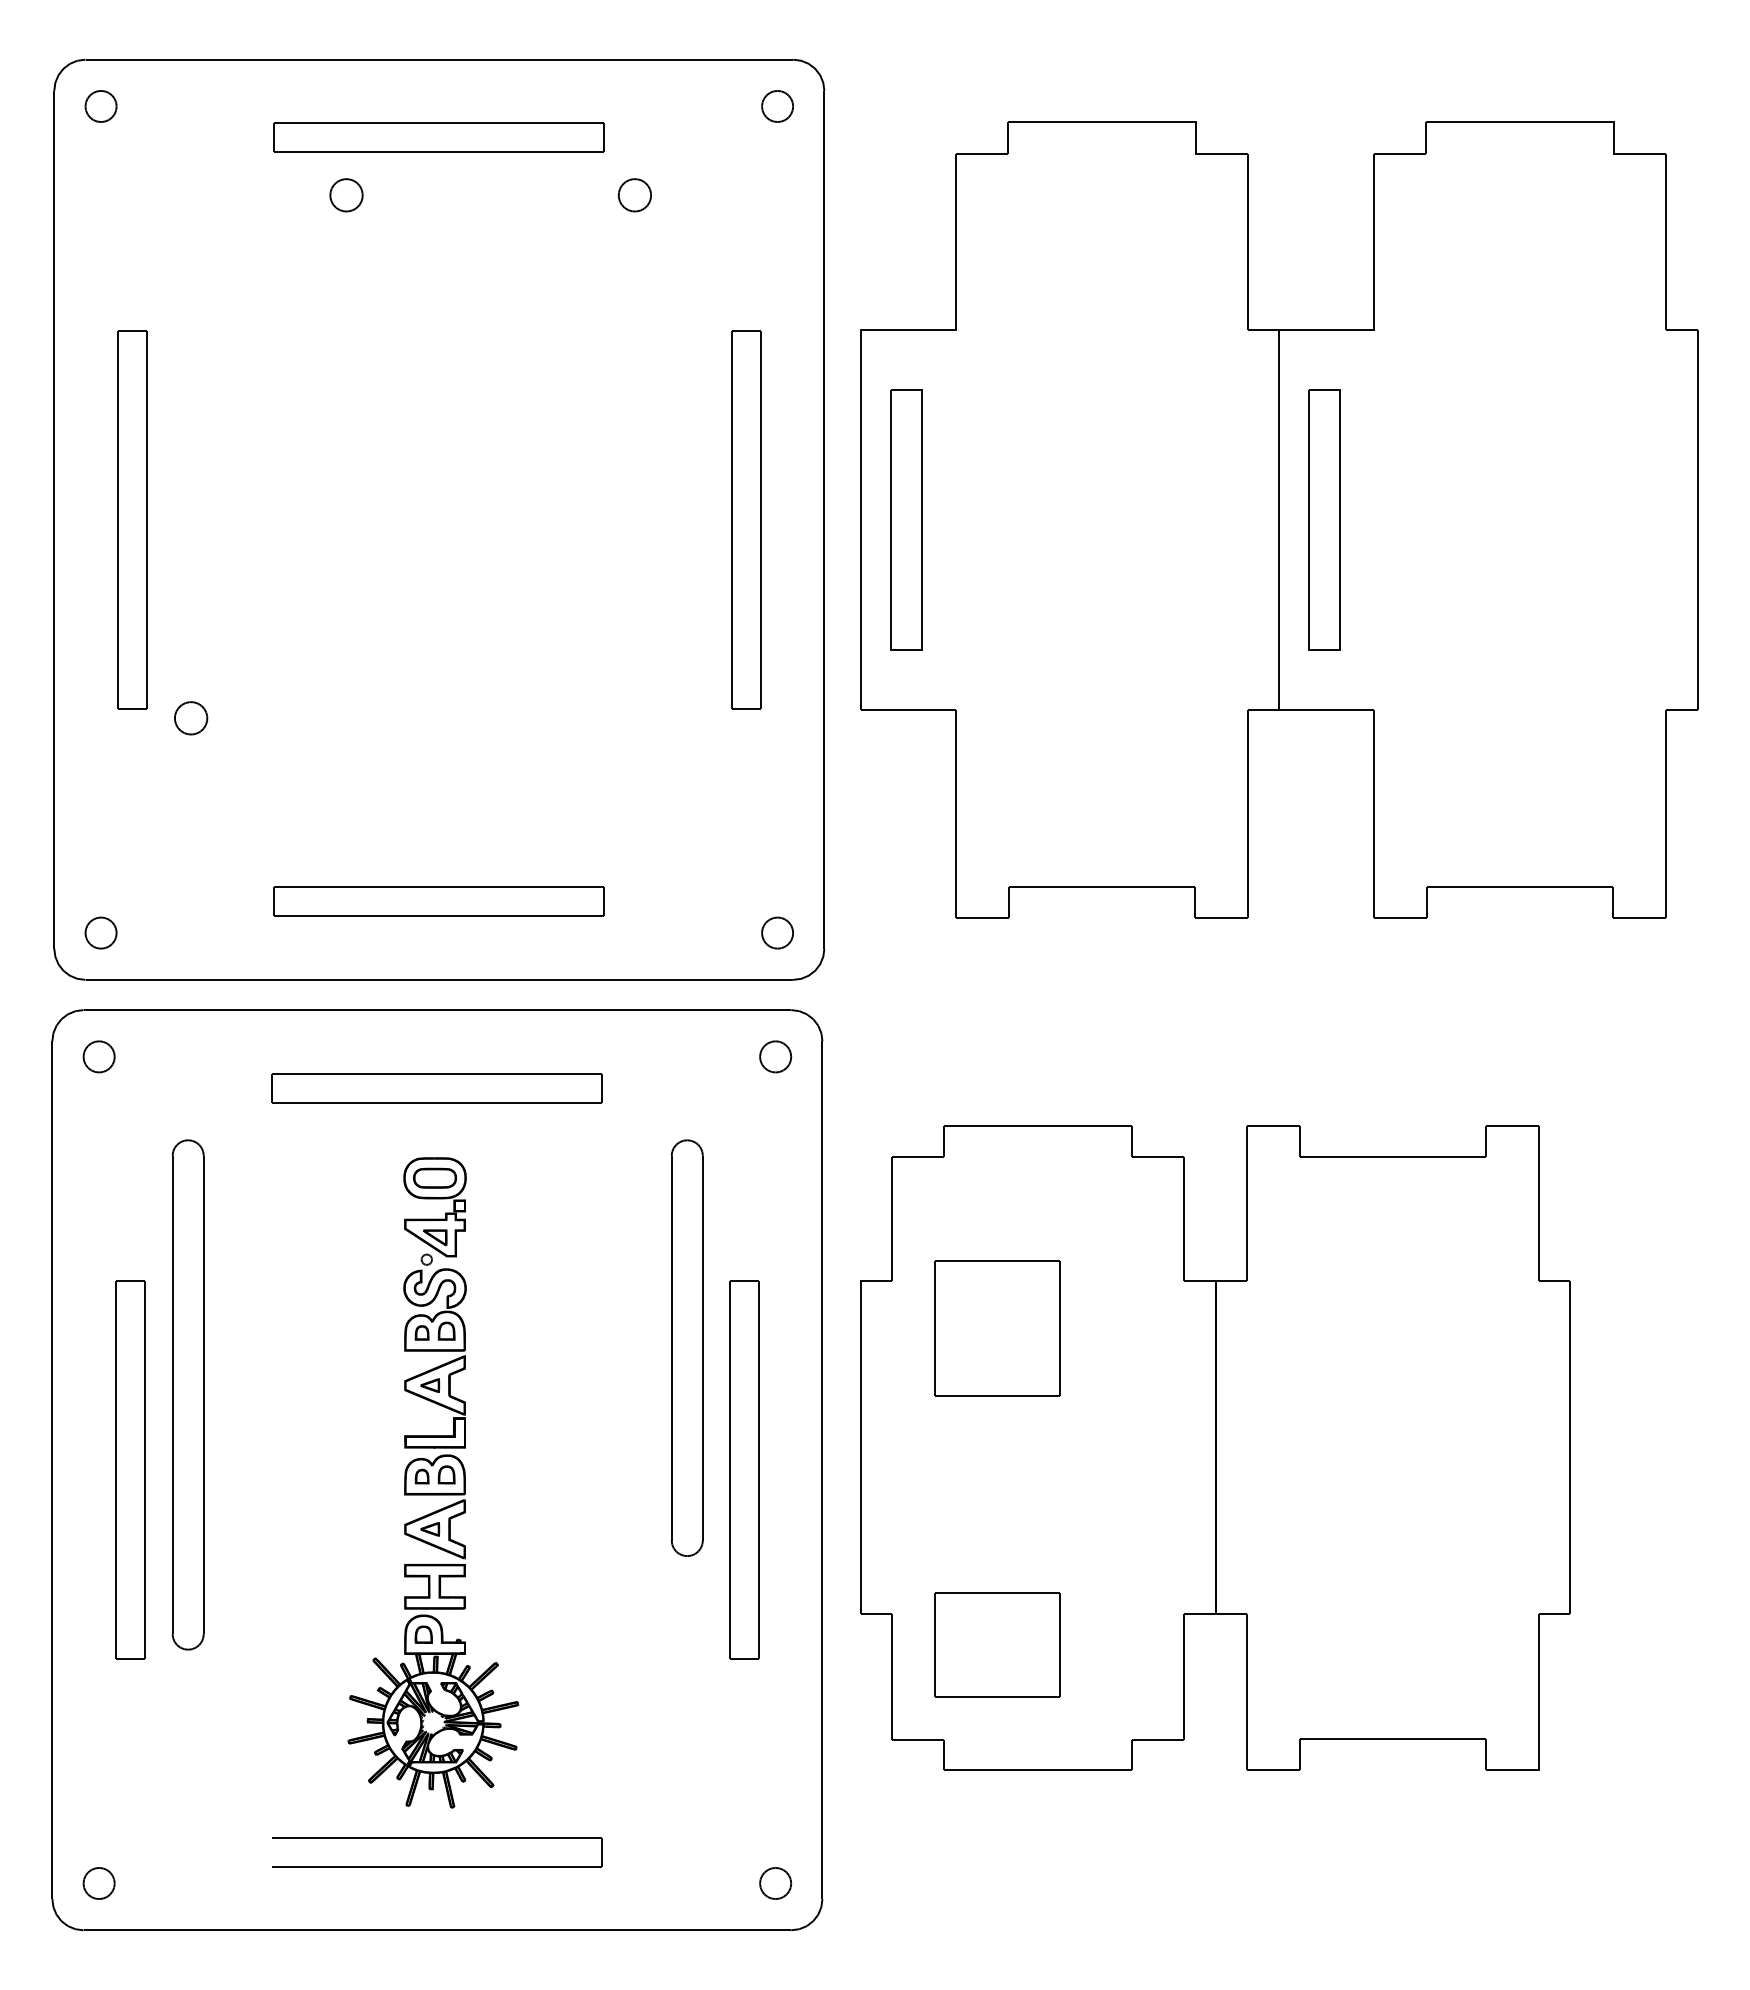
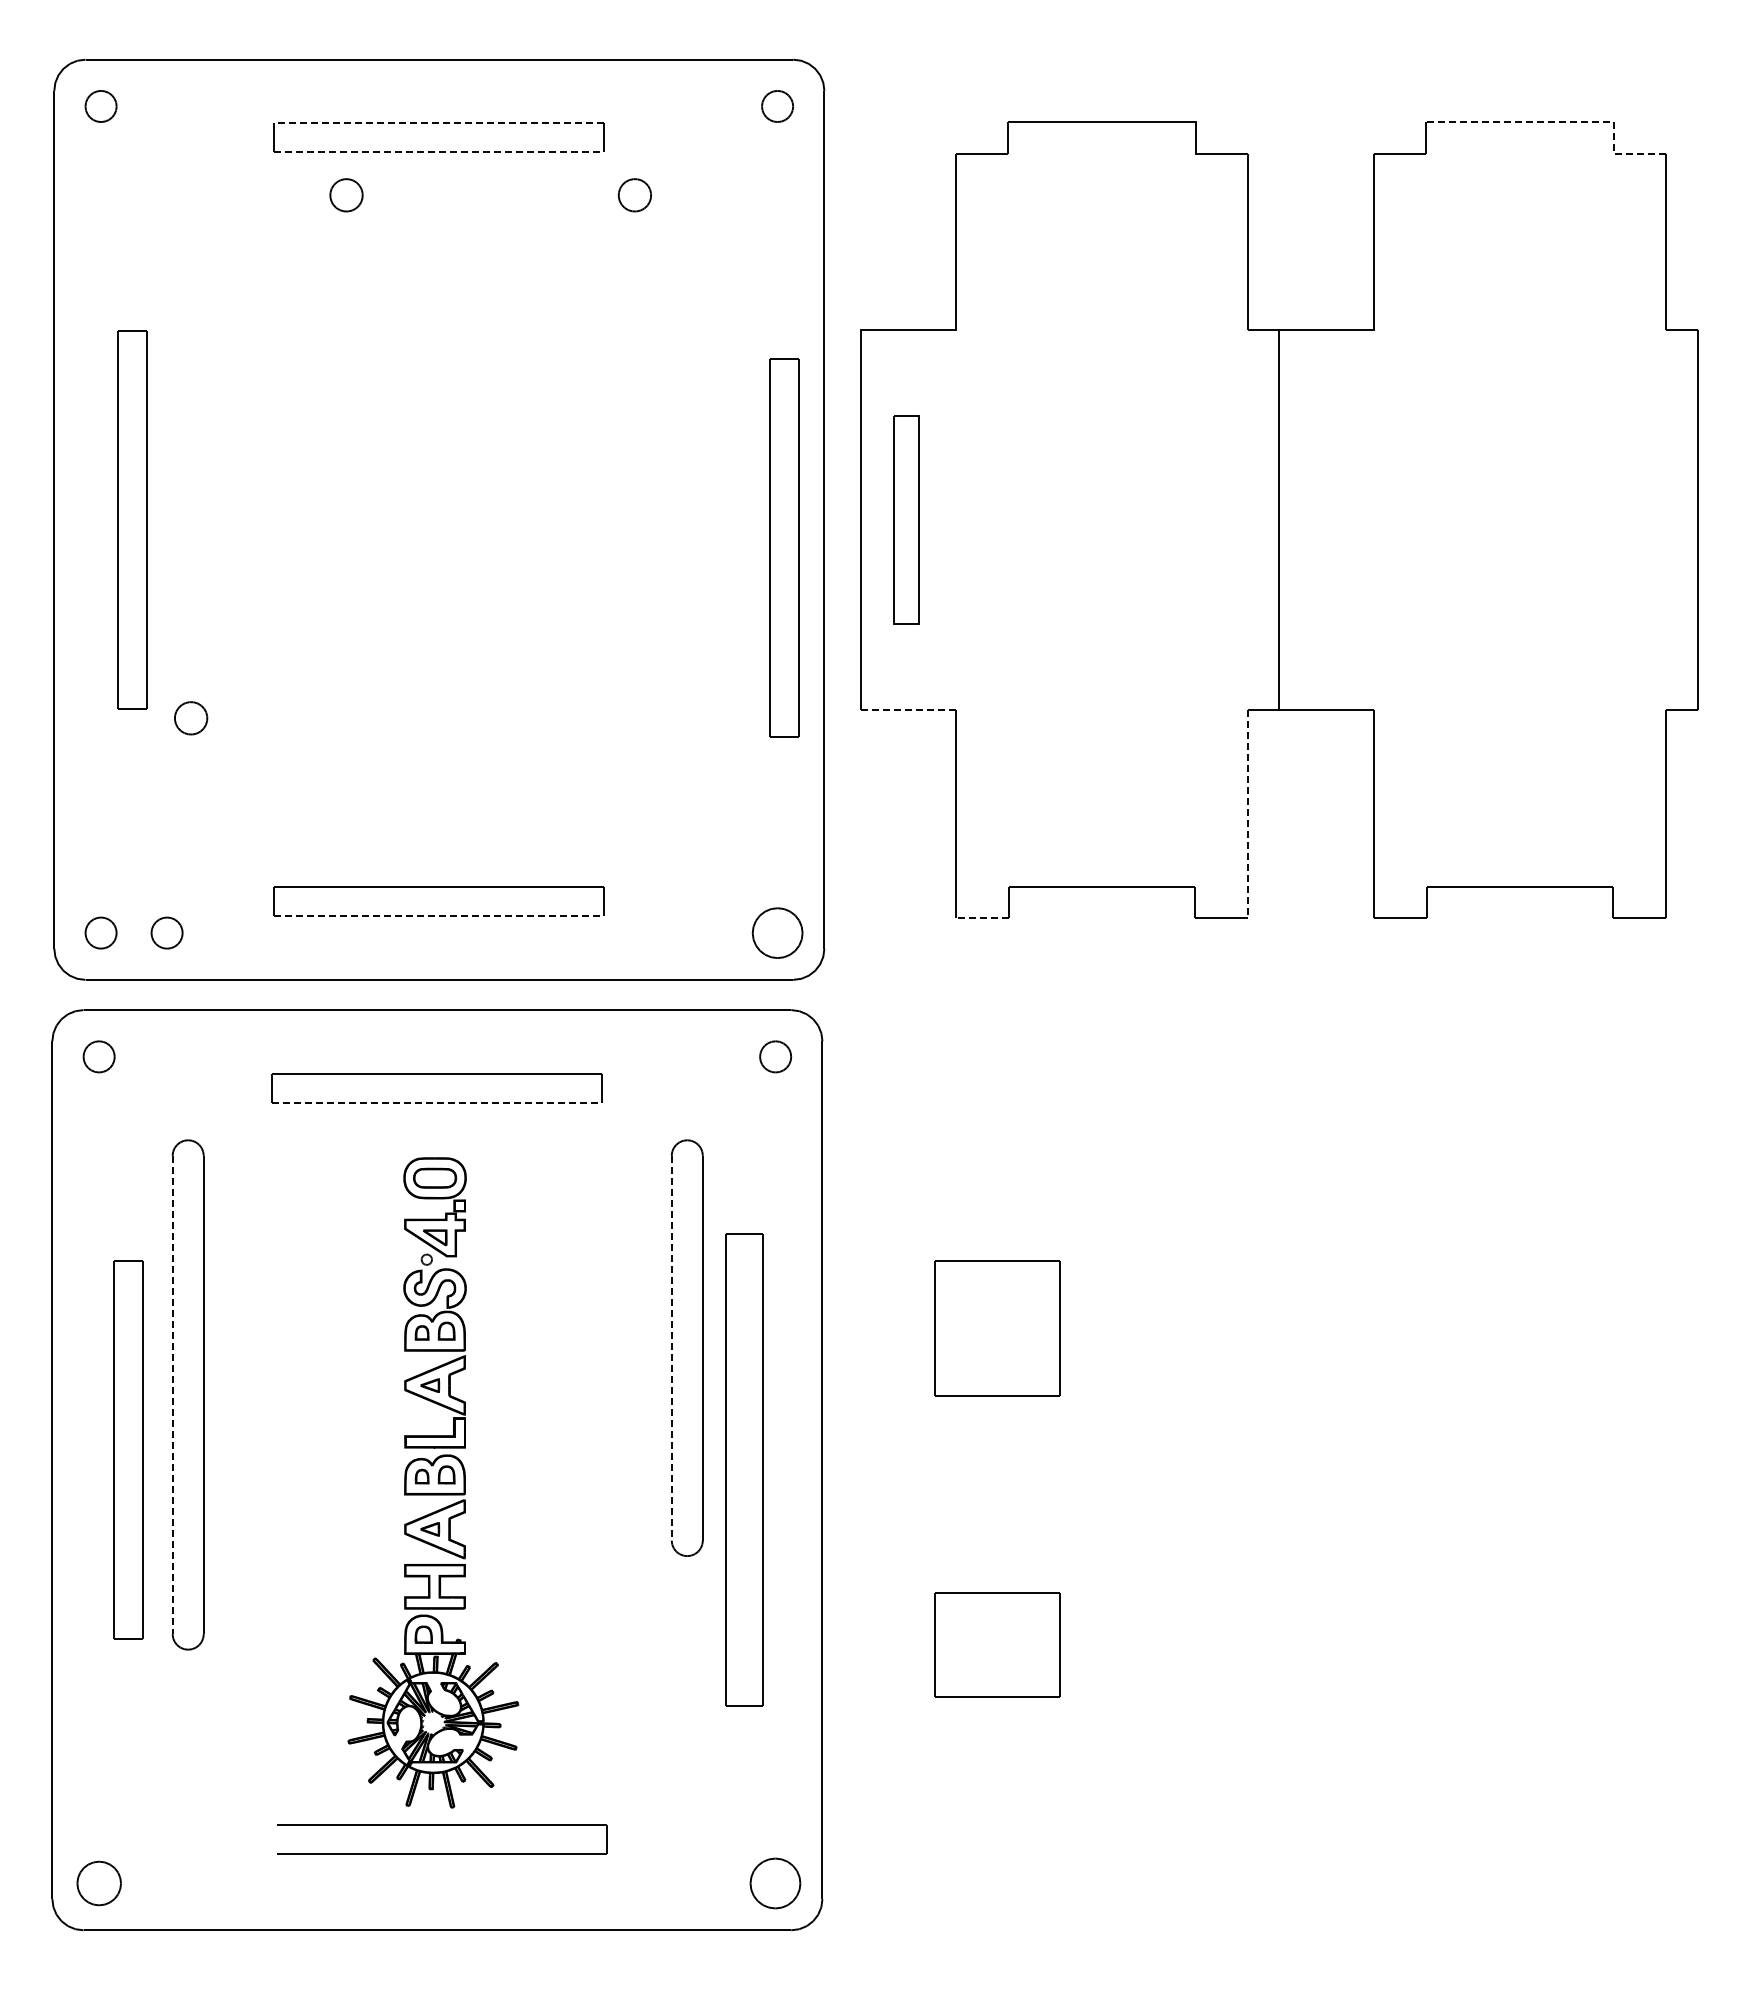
line: solid -> dashed (1562, 122)
line: solid -> dashed (438, 123)
line: solid -> dashed (439, 152)
part position: (746, 519) -> (784, 547) (784, 547)
part size: 33x262 px -> 27x210 px (906, 519)
part: present -> none (1324, 519)
line: solid -> dashed (908, 709)
line: solid -> dashed (1248, 813)
line: solid -> dashed (439, 916)
line: solid -> dashed (982, 917)
part: none -> present (166, 932)
part size: 33x34 px -> 53x52 px (777, 932)
line: solid -> dashed (437, 1102)
line: solid -> dashed (671, 1348)
line: solid -> dashed (172, 1395)
part: present -> none (1215, 1447)
part position: (130, 1469) -> (128, 1449) (128, 1449)
part size: 31x380 px -> 39x474 px (744, 1469)
part position: (437, 1838) -> (442, 1825) (442, 1825)
part size: 34x33 px -> 46x47 px (98, 1883)
part size: 34x33 px -> 53x53 px (775, 1883)
